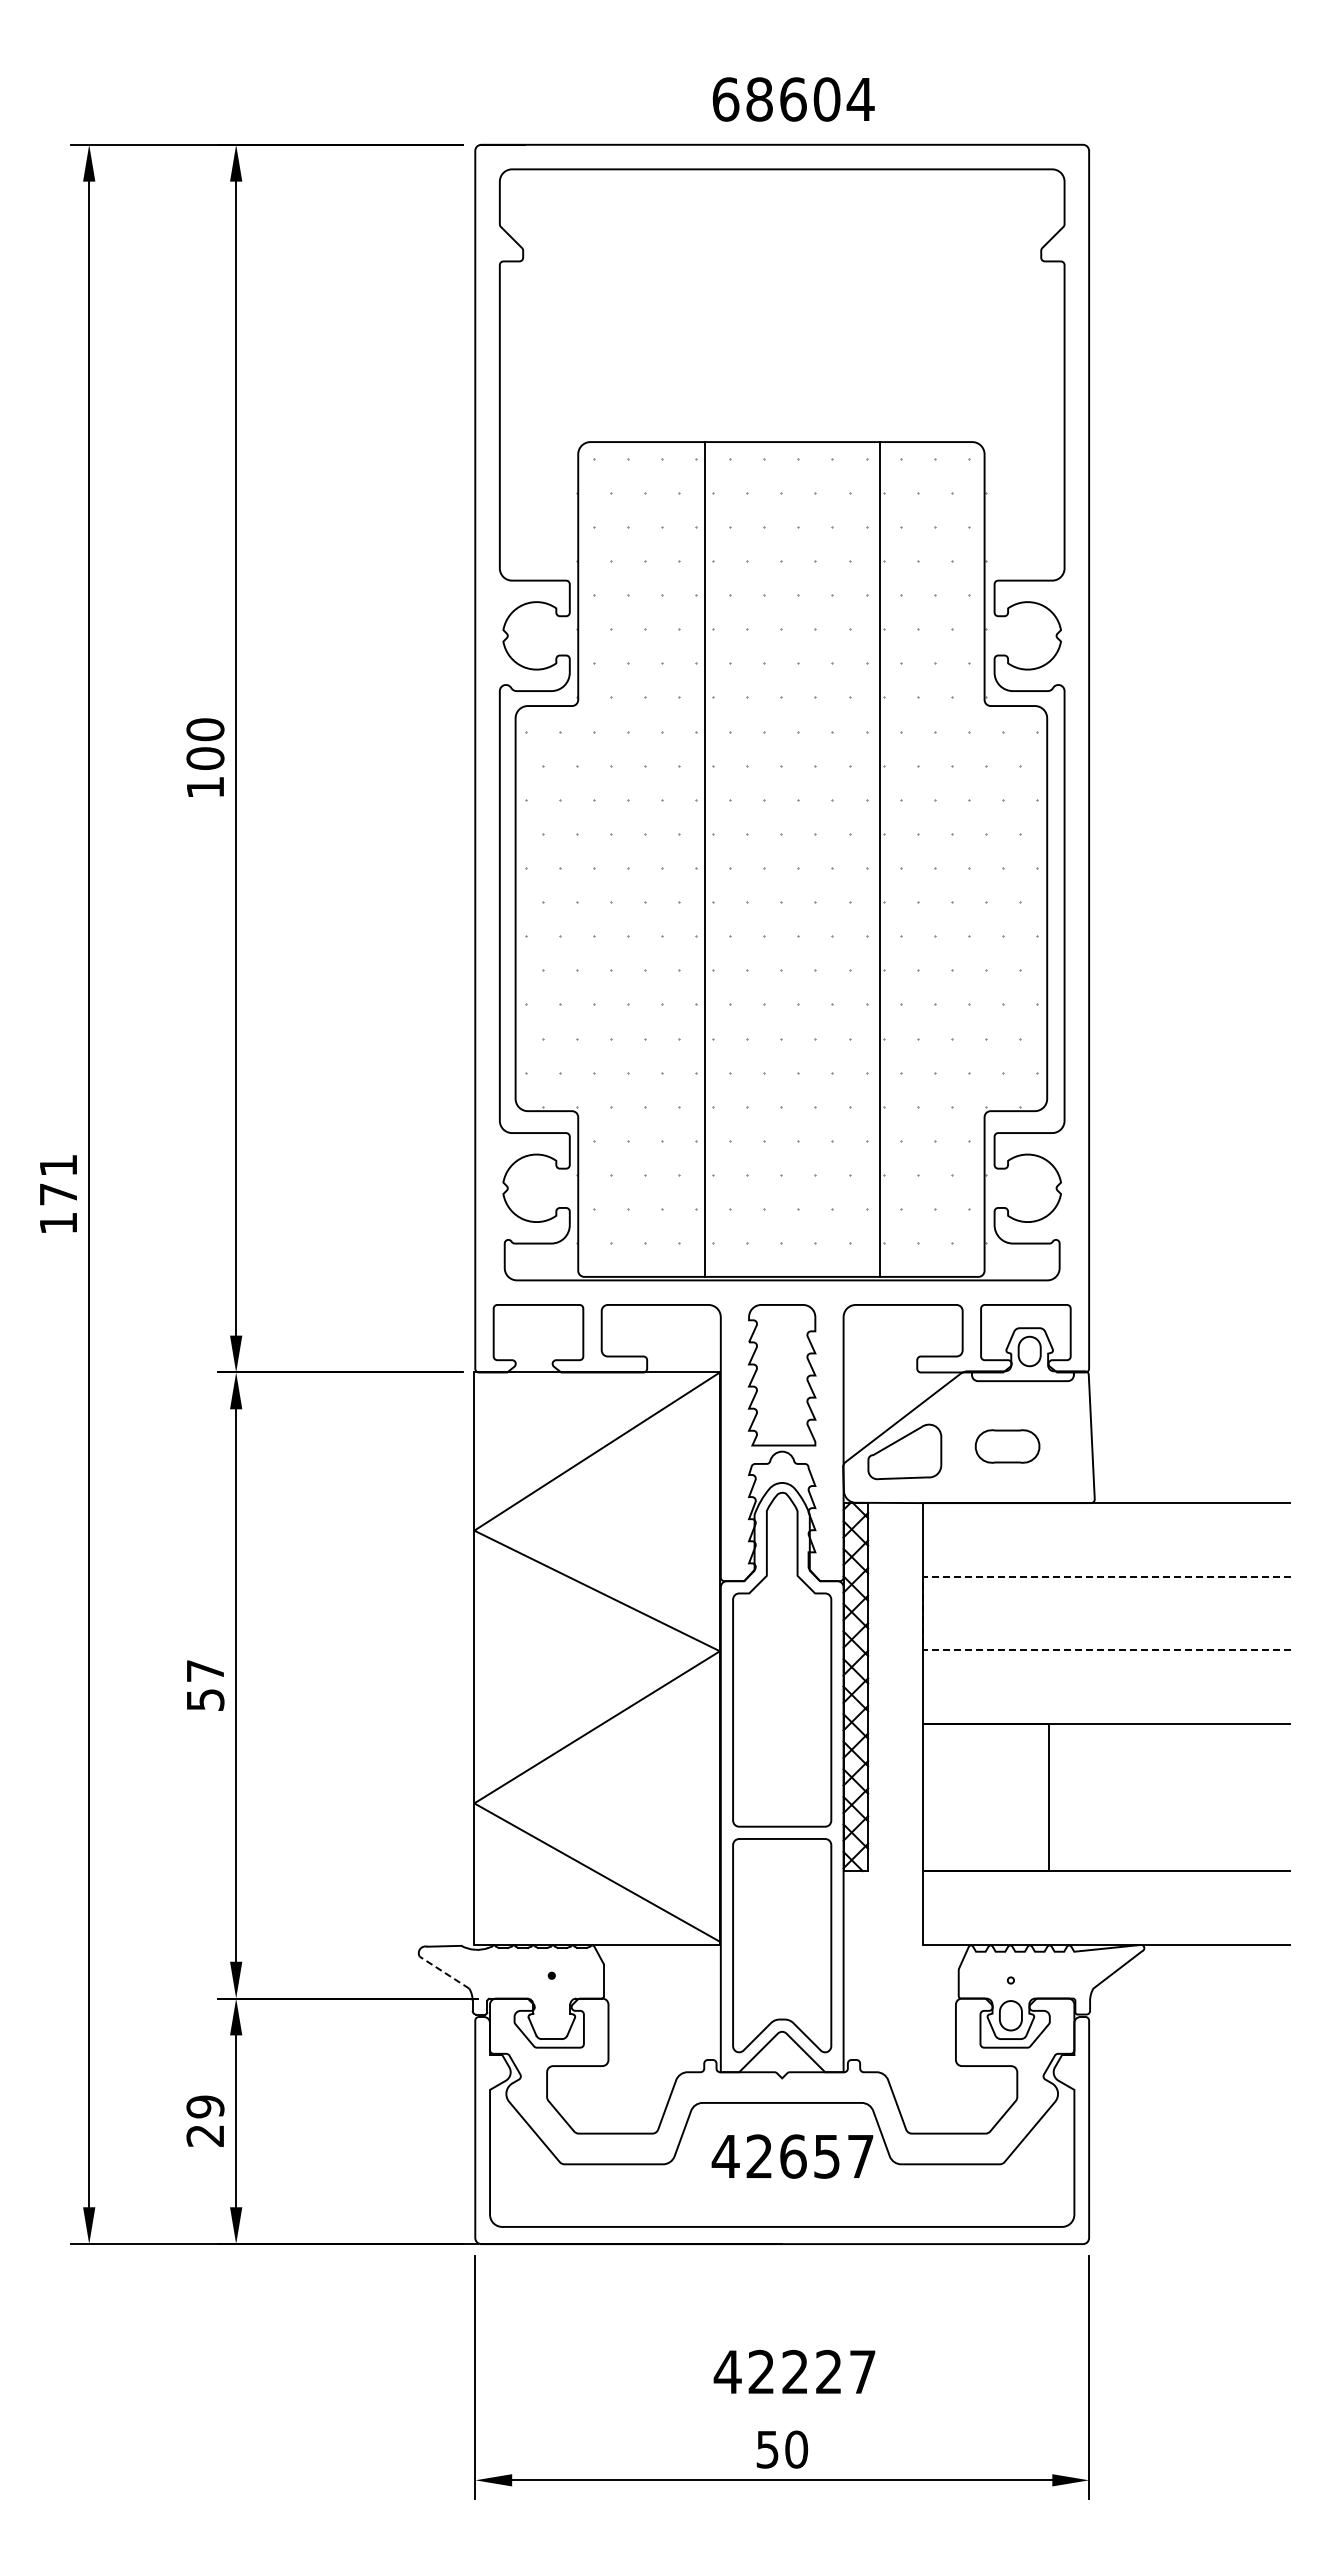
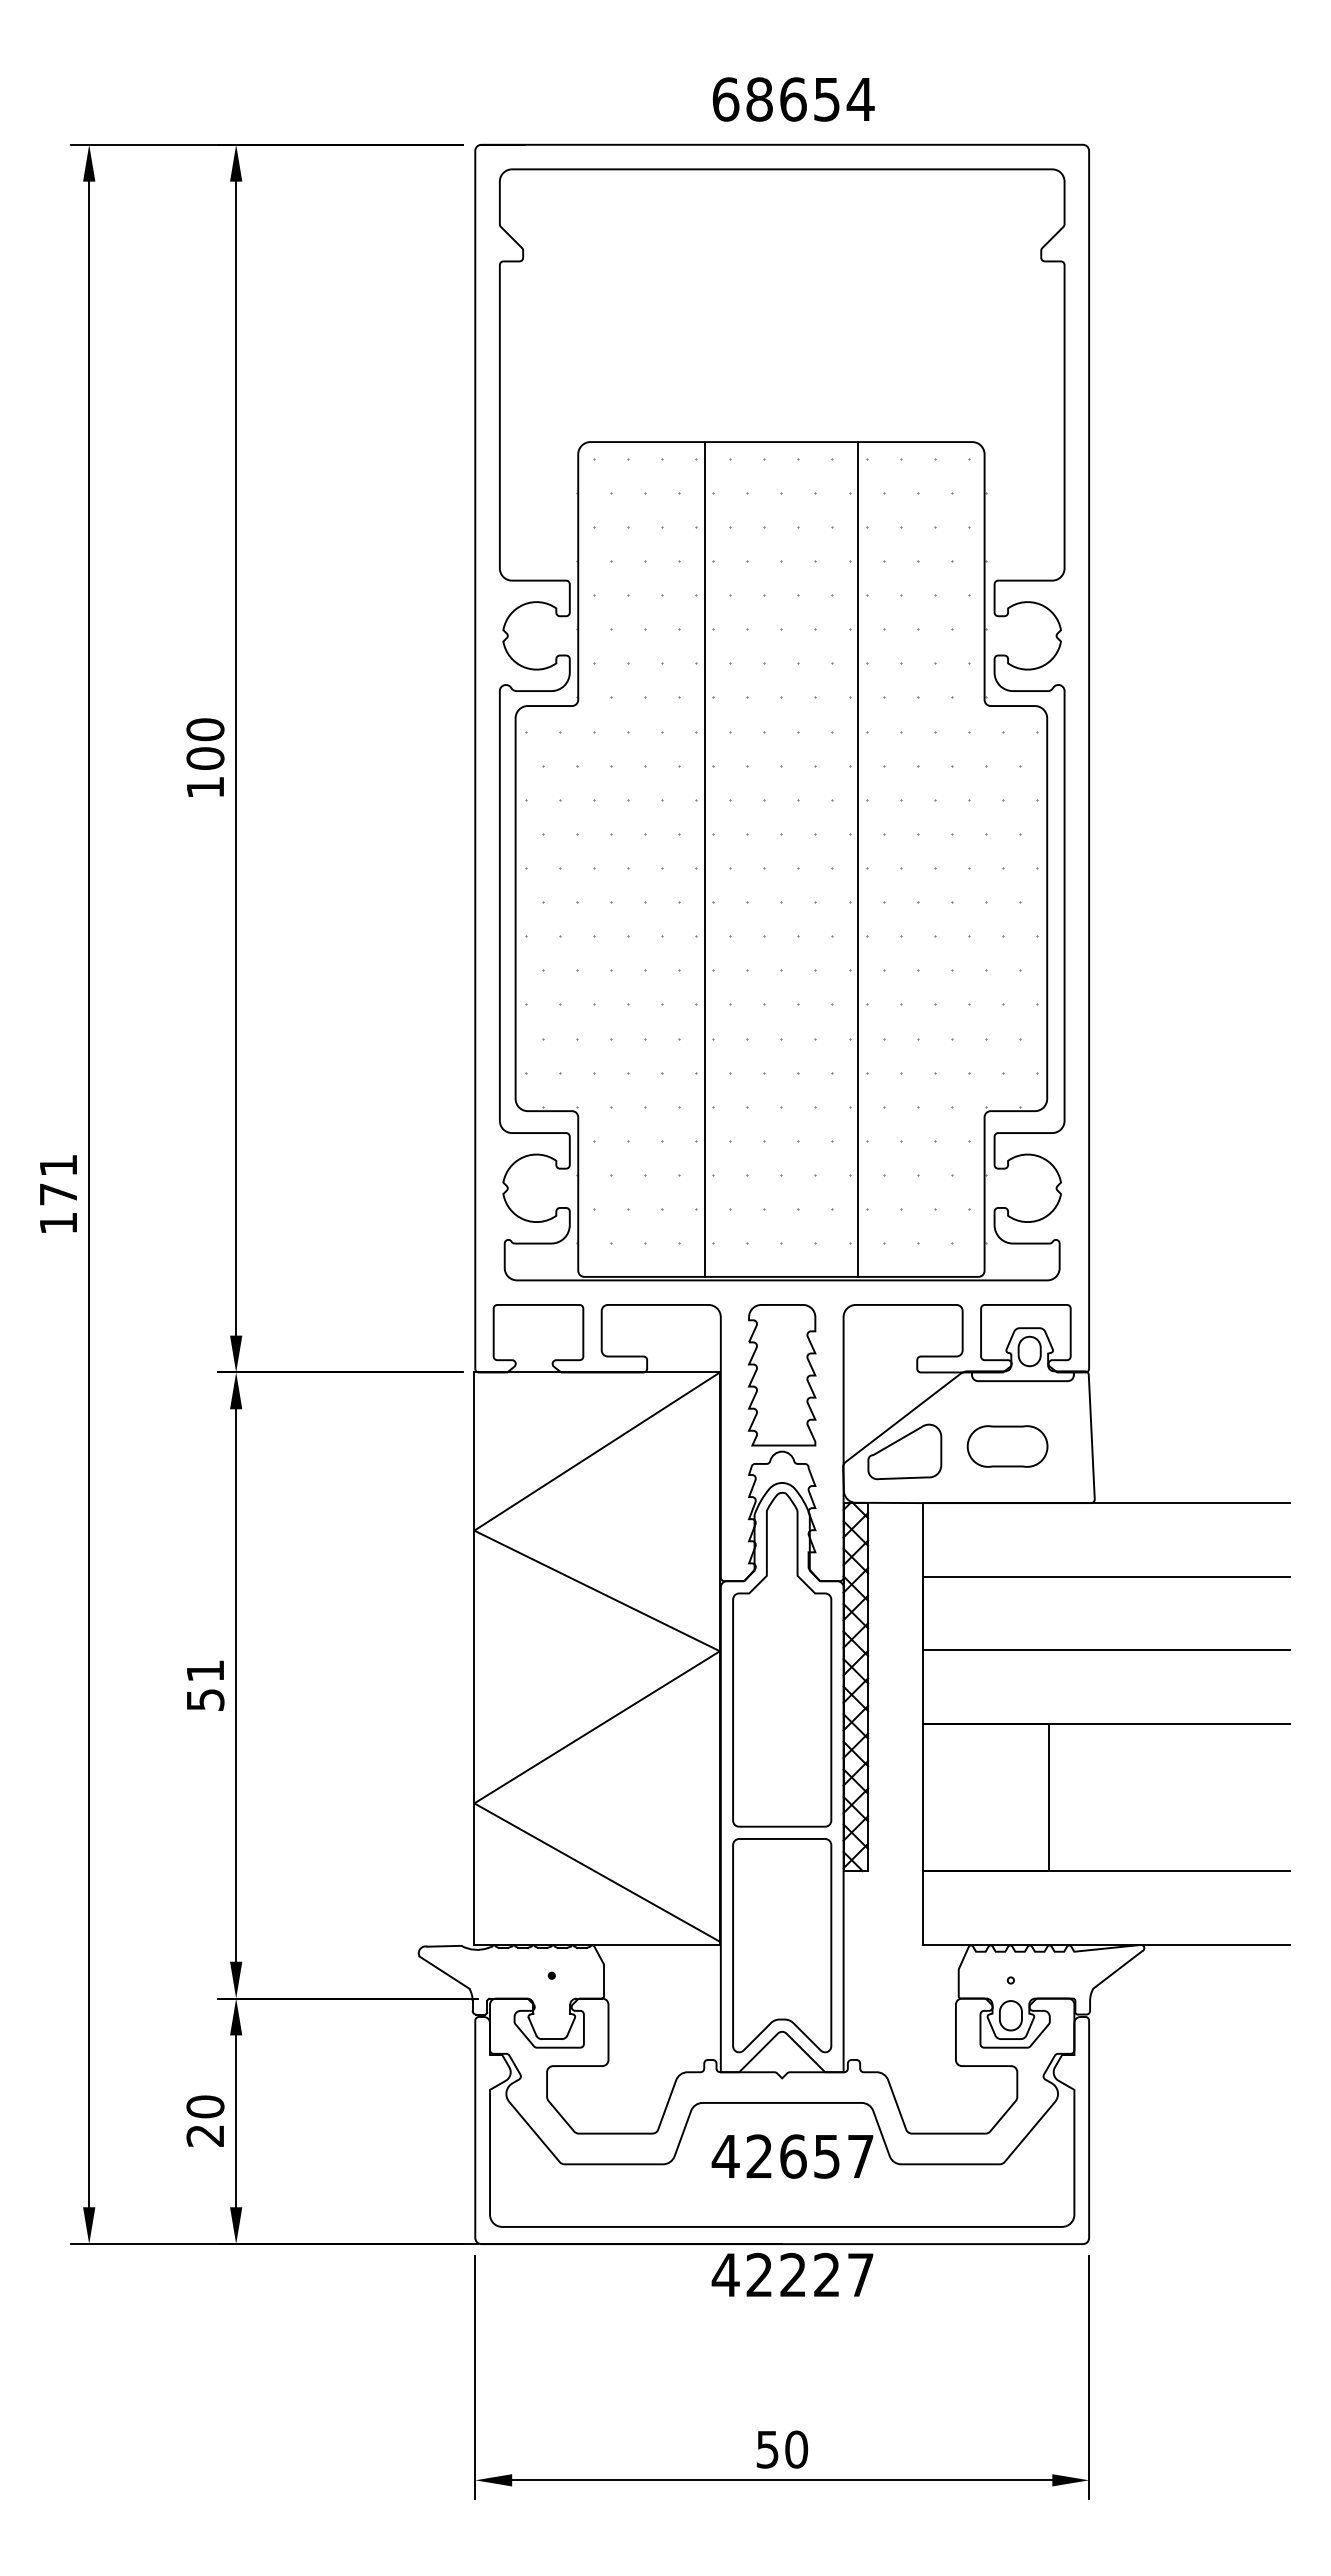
text: 68604 -> 68654 (826, 99)
line position: (880, 859) -> (858, 859) (858, 859)
part size: 67x35 px -> 83x43 px (1007, 1446)
line: dashed -> solid (922, 1613)
text: 57 -> 51 (205, 1670)
line: dashed -> solid (444, 1972)
text: 29 -> 20 (205, 2106)
text position: (794, 2371) -> (792, 2274) (792, 2274)
